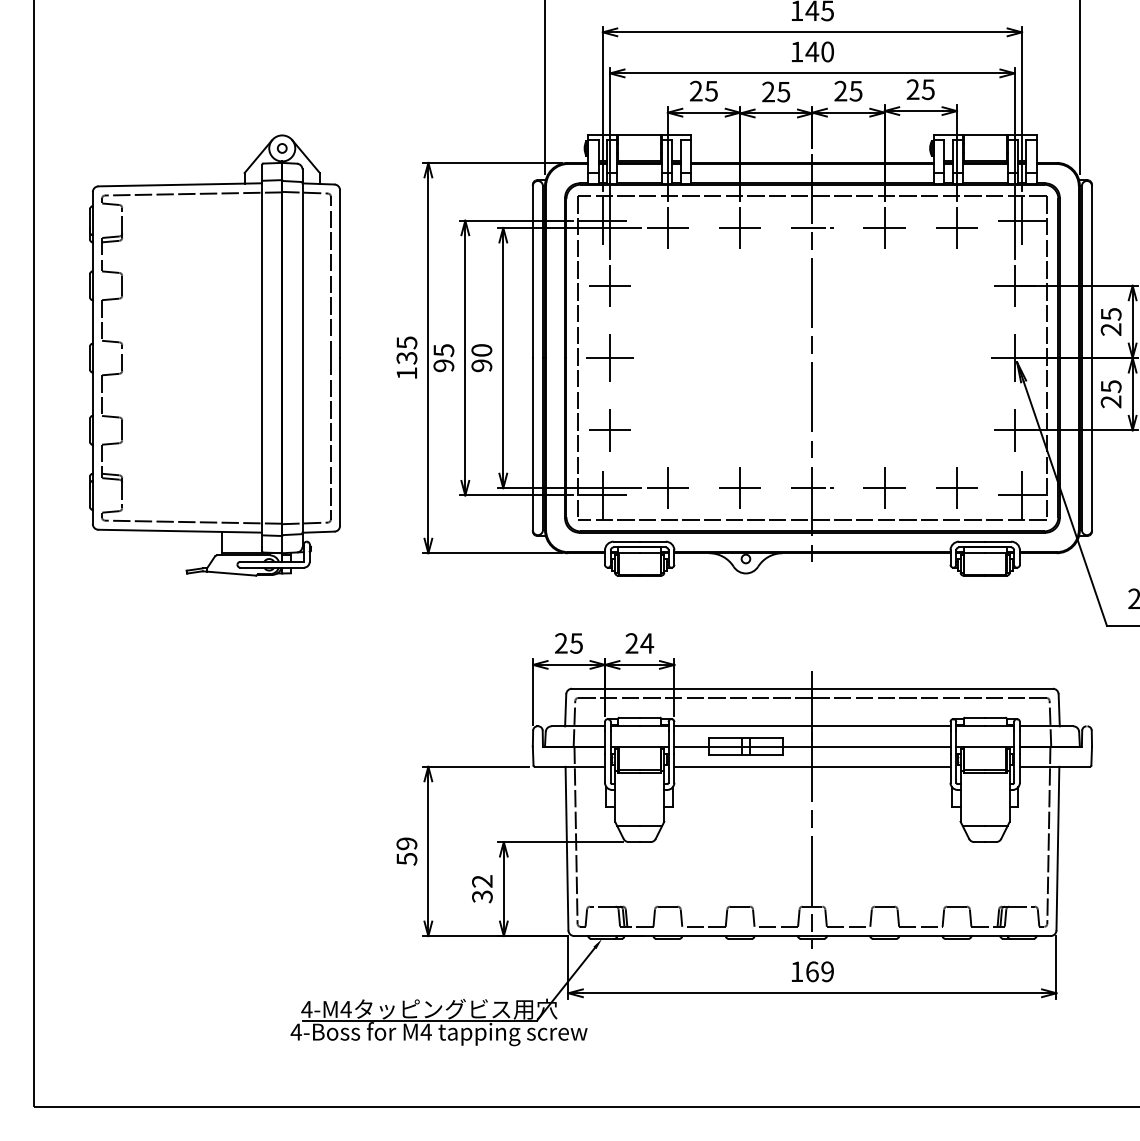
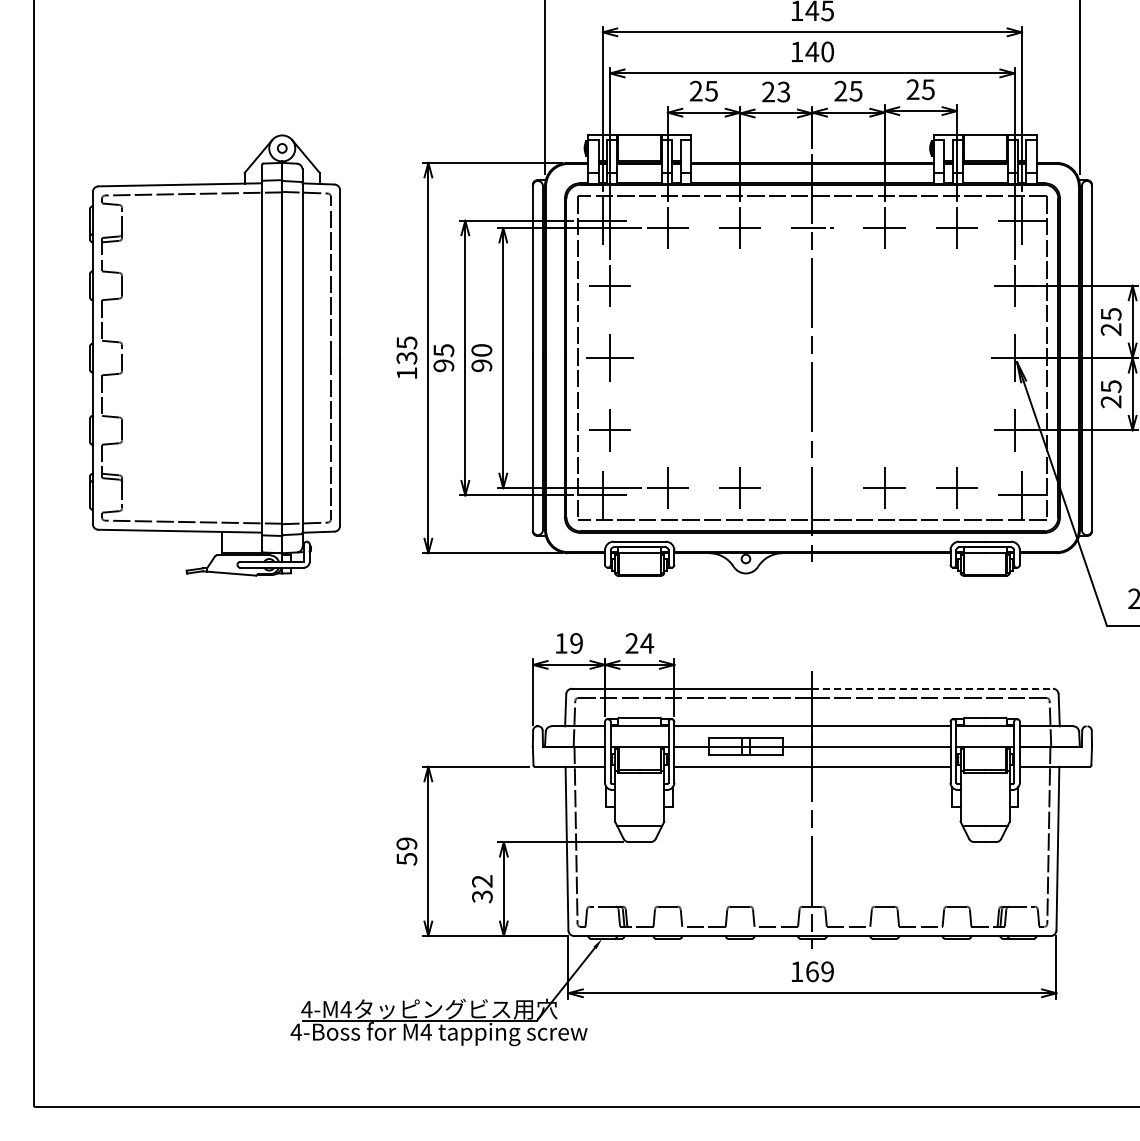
text: 25 -> 23 (784, 91)
line: present -> none (812, 488)
text: 25 -> 19 (568, 643)
line: solid -> dashed (933, 688)
